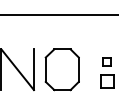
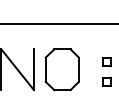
line position: (58, 14) -> (58, 23) (58, 23)
part size: 15x15 px -> 10x10 px (106, 81)
